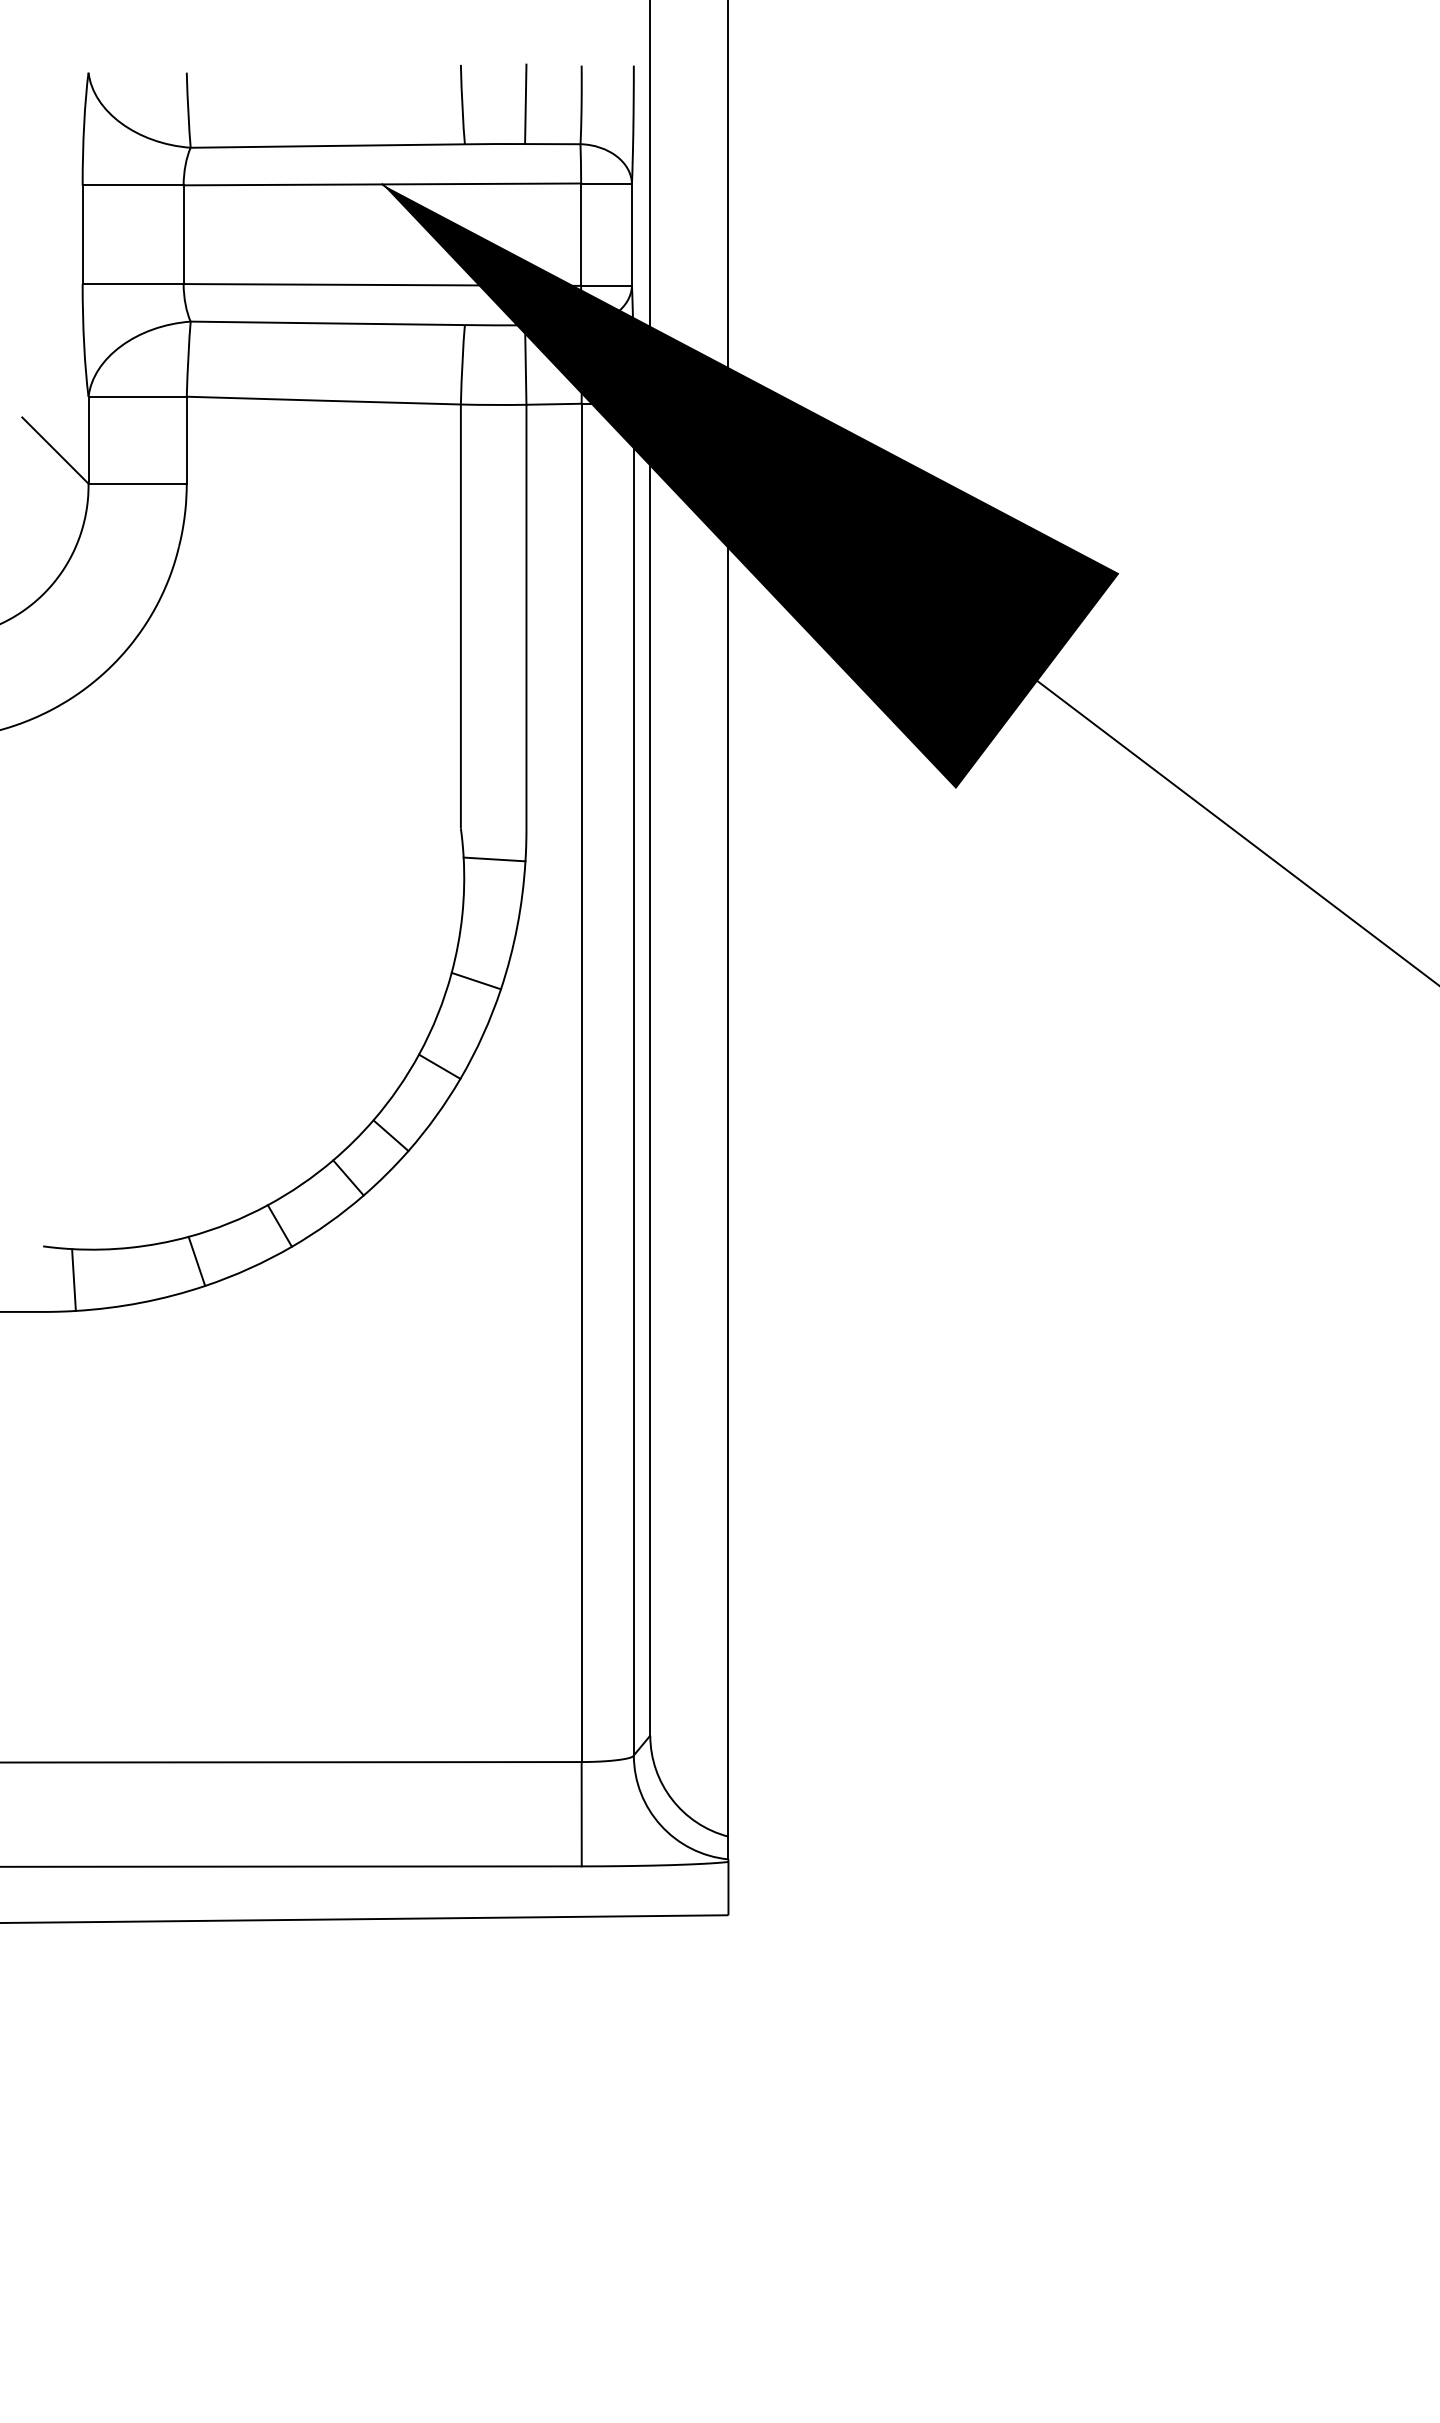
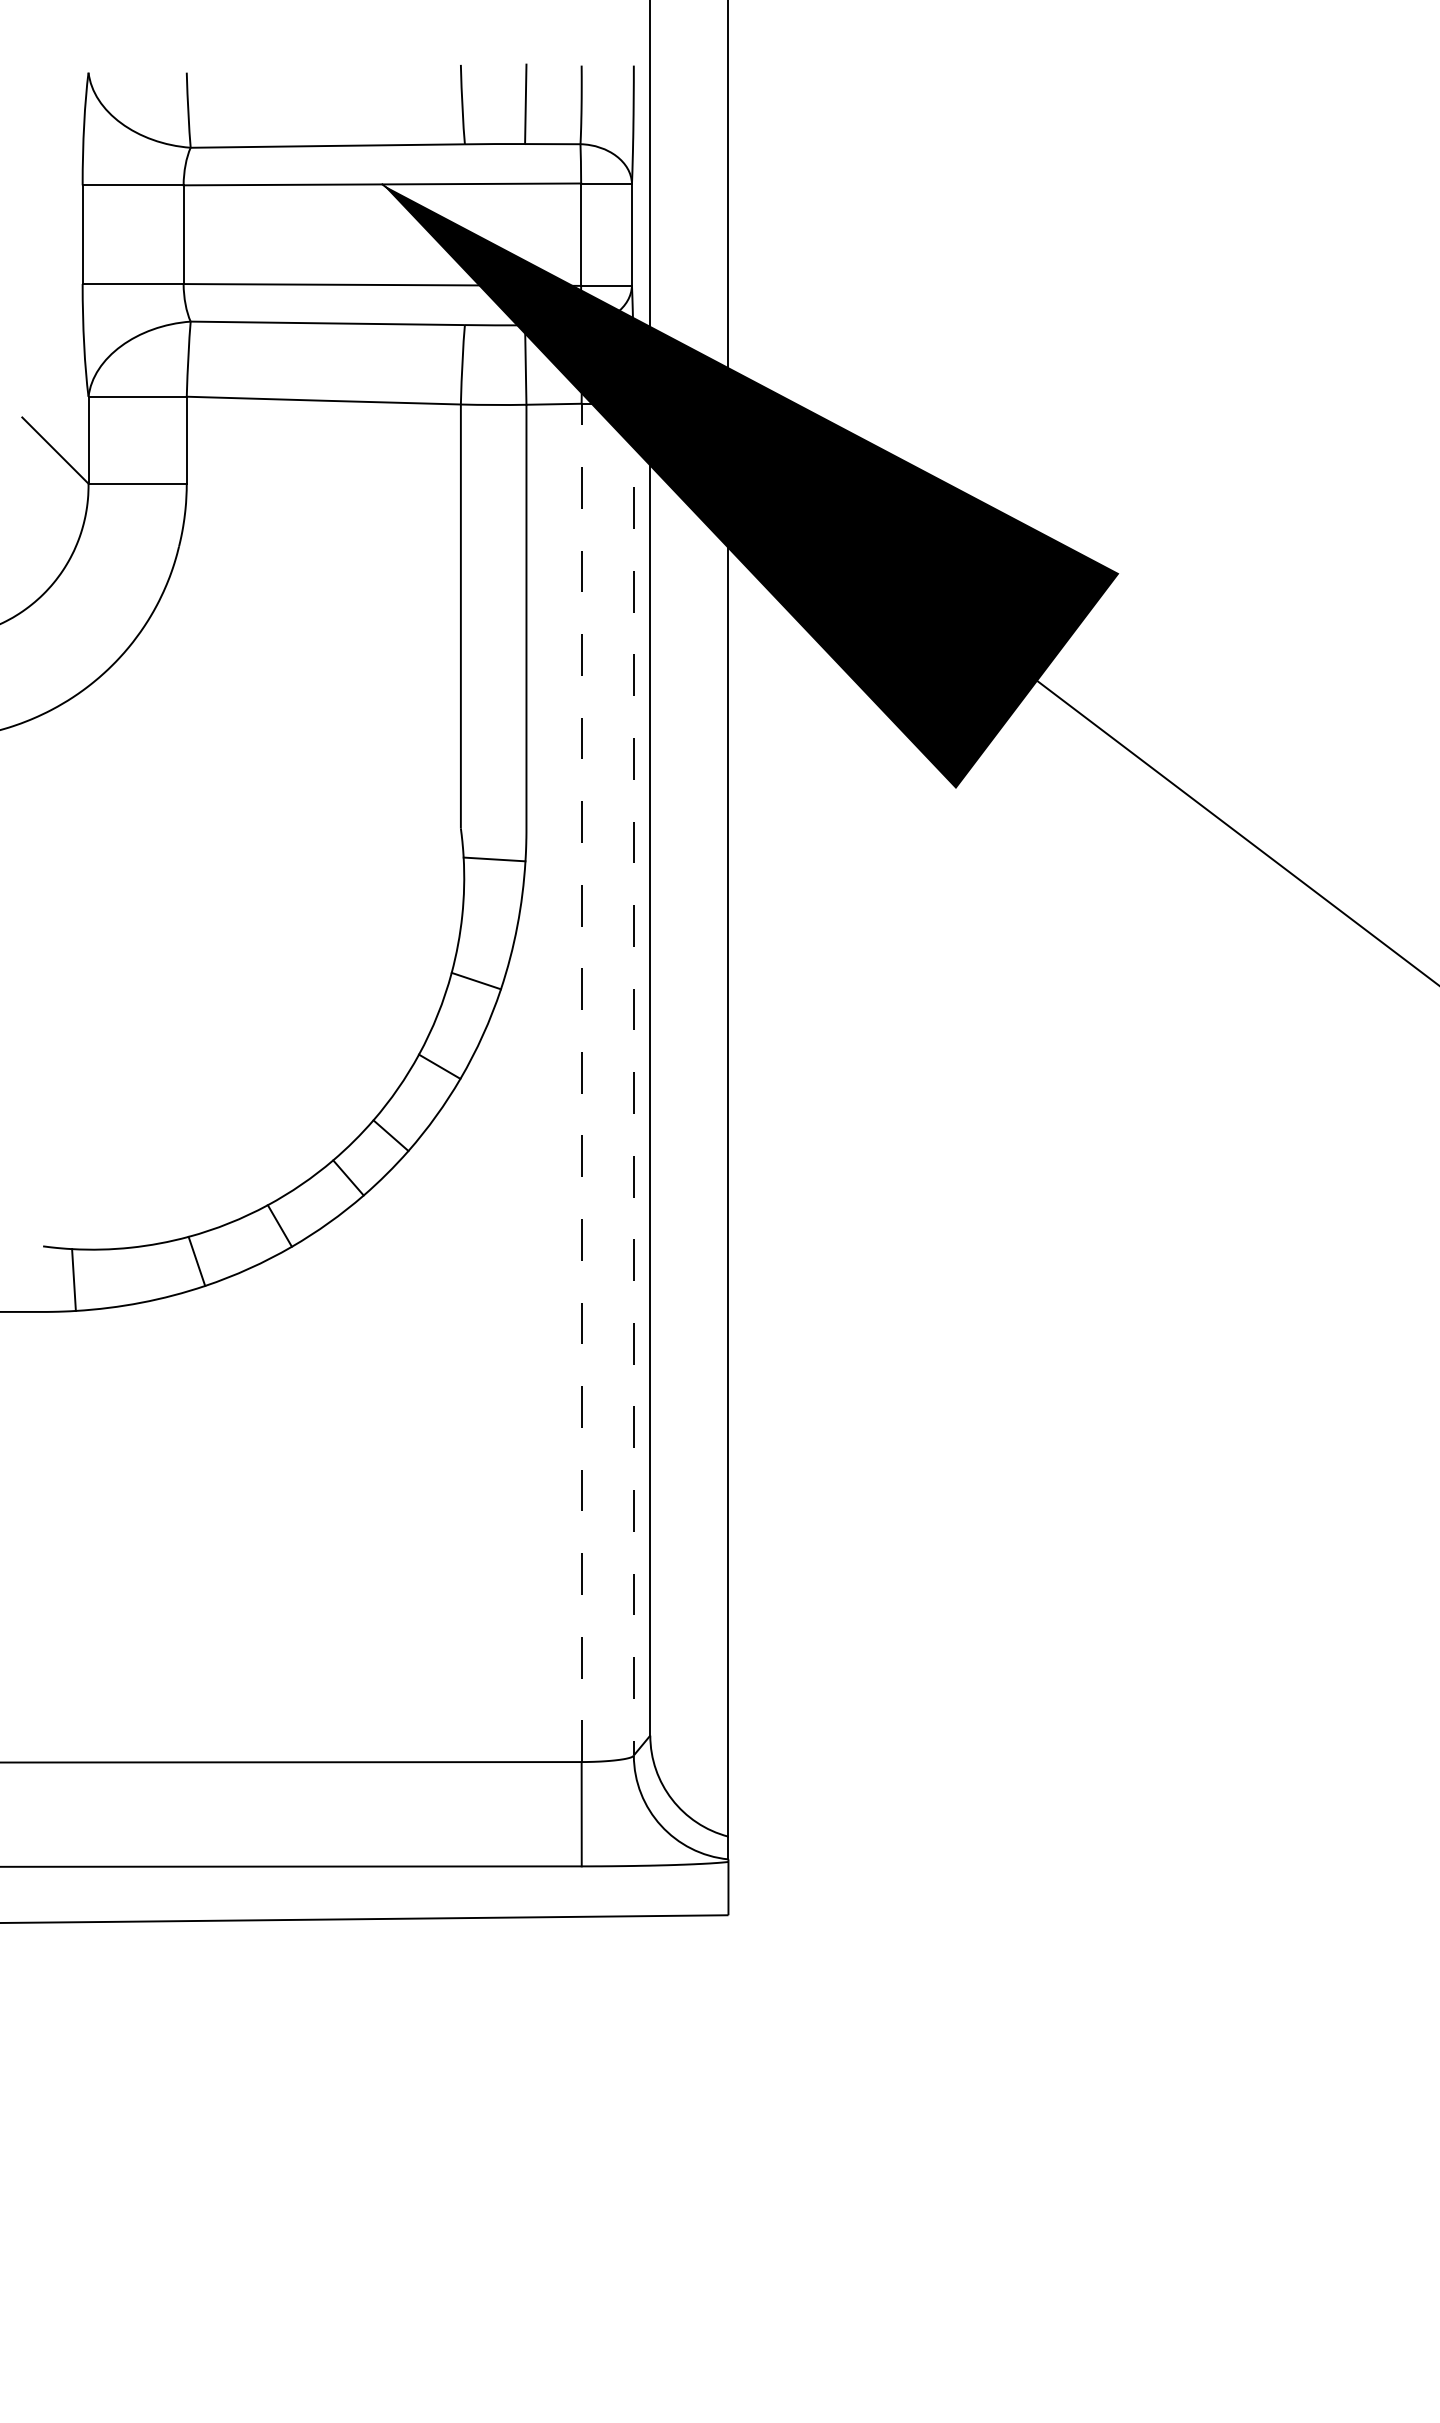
line: solid -> dashed (633, 1079)
line: solid -> dashed (581, 1082)
